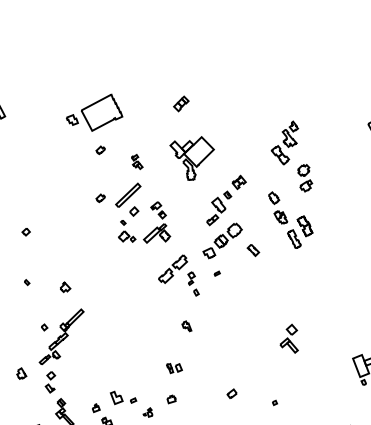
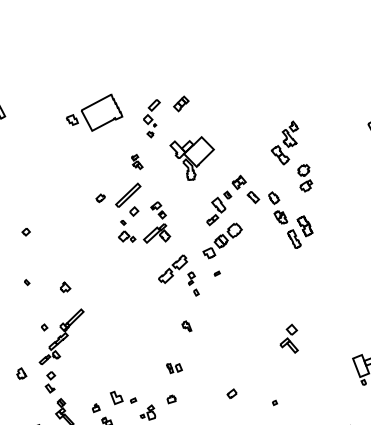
part: none -> present (151, 118)
part: present -> none (100, 150)
part position: (253, 250) -> (253, 197) (253, 197)
part size: 12x11 px -> 18x17 px (147, 412)
